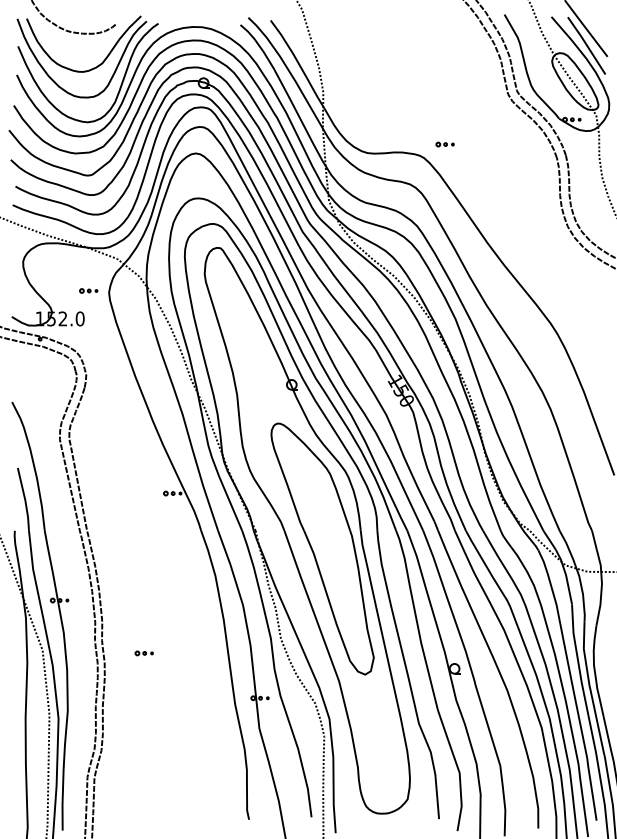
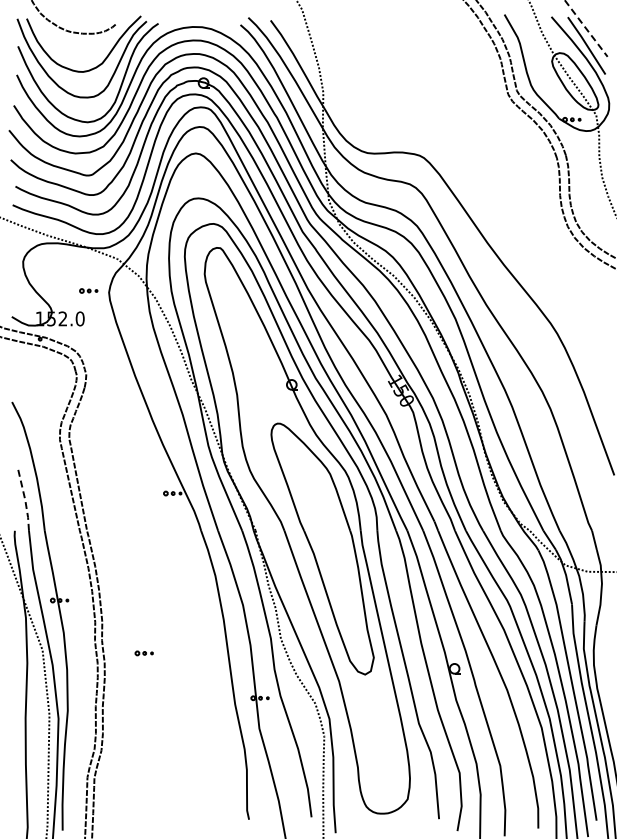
line: solid -> dashed (585, 28)
part: present -> none (444, 144)
line: solid -> dashed (25, 500)
